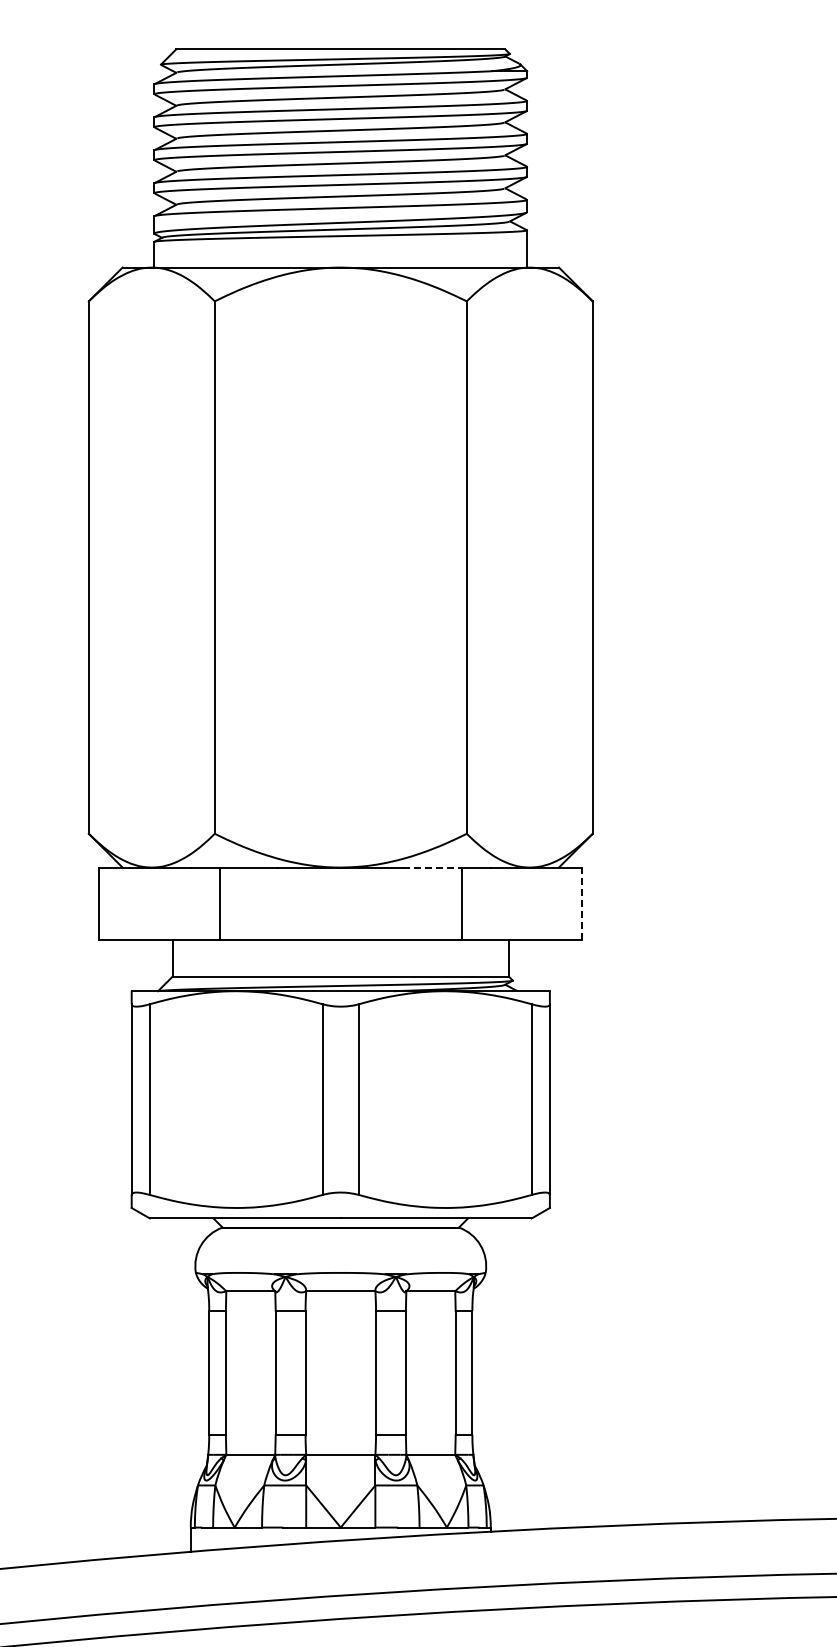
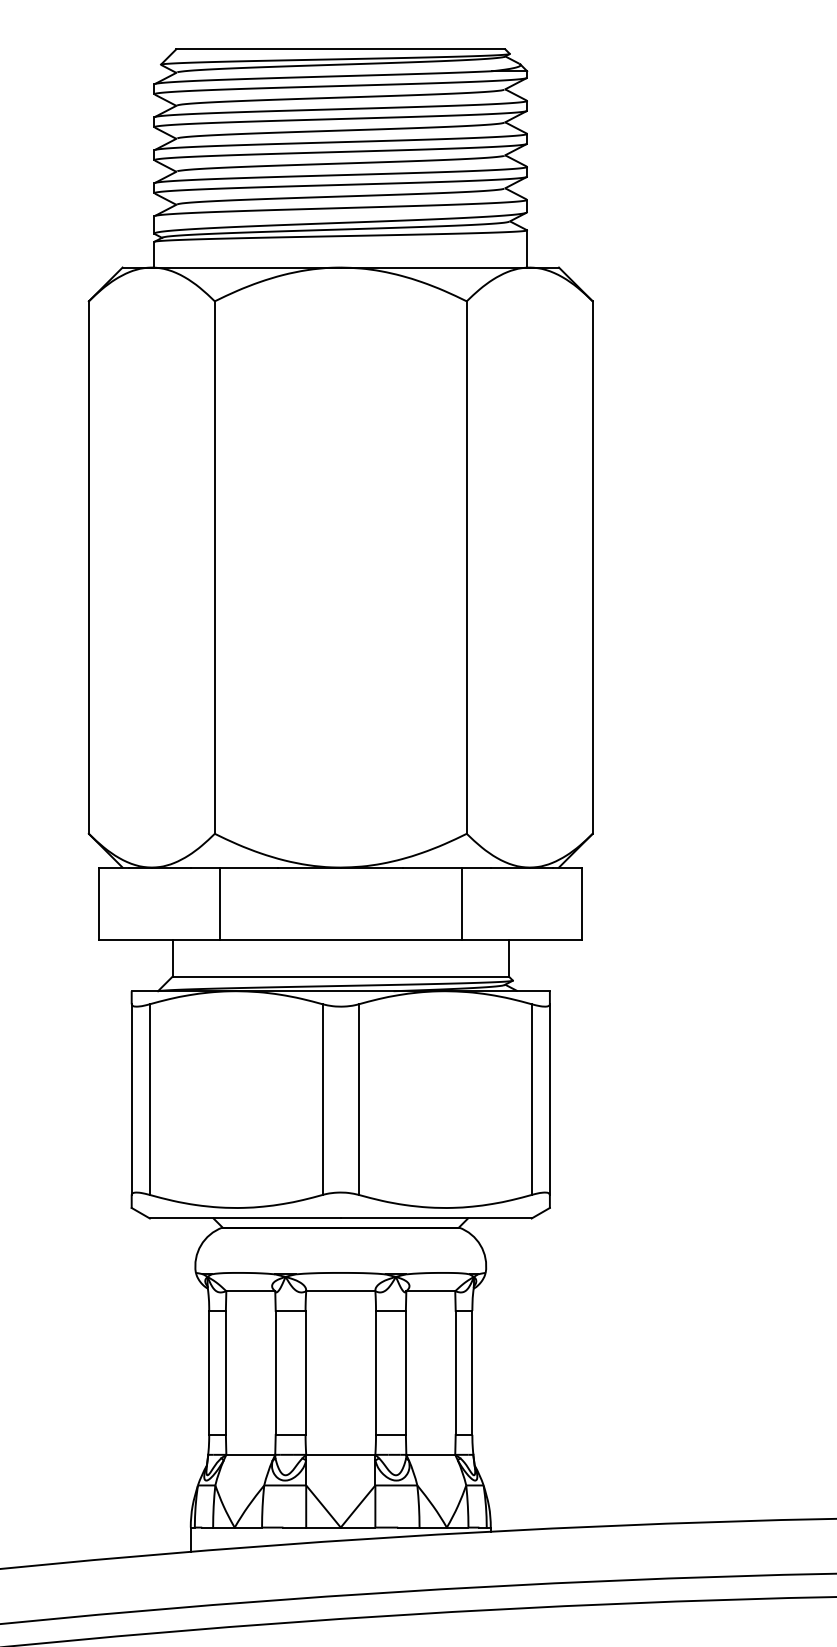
line: dashed -> solid (432, 867)
line: dashed -> solid (582, 903)
